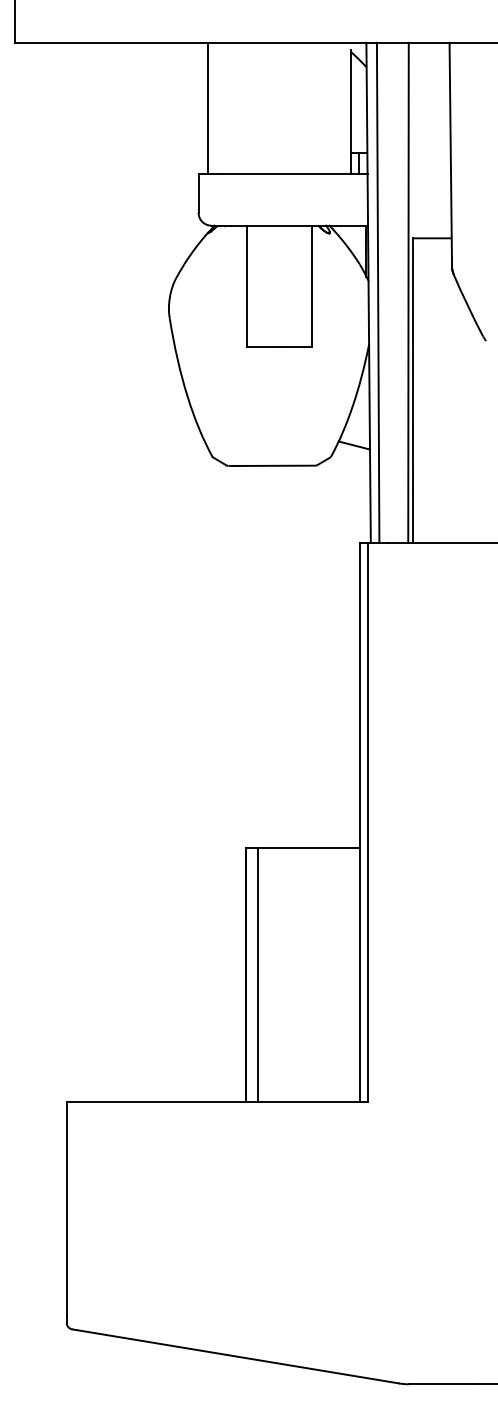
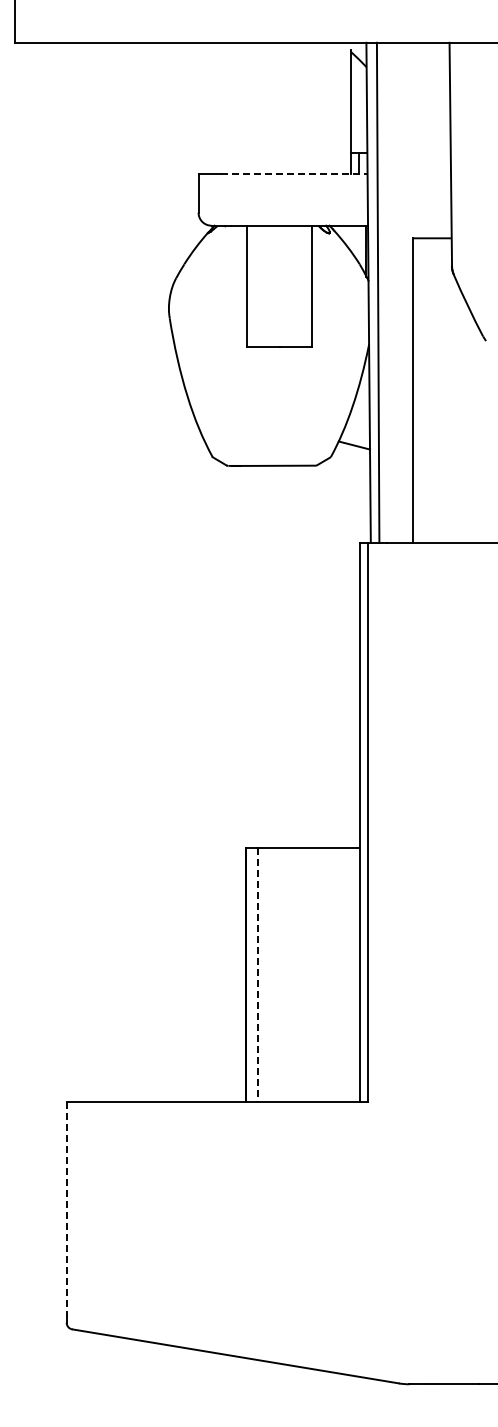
line: present -> none (208, 107)
line: solid -> dashed (294, 173)
line: present -> none (408, 292)
line: solid -> dashed (258, 974)
line: solid -> dashed (66, 1209)
